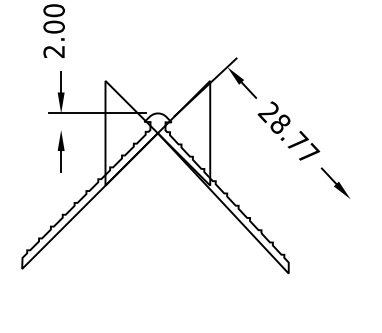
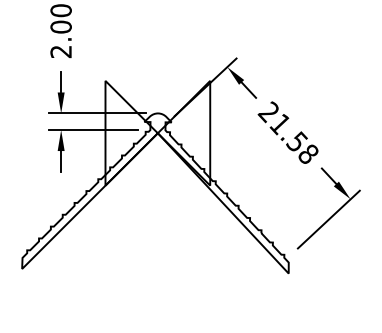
text position: (53, 31) -> (60, 31) (60, 31)
line: none -> present (92, 130)
text: 28.77 -> 21.58 (294, 138)
line: none -> present (328, 219)
